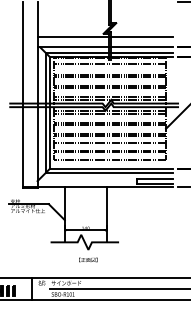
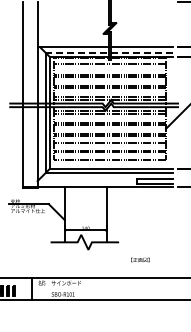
line: present -> none (105, 36)
line: solid -> dashed (109, 52)
text position: (88, 259) -> (140, 259) (140, 259)
line: present -> none (118, 288)
